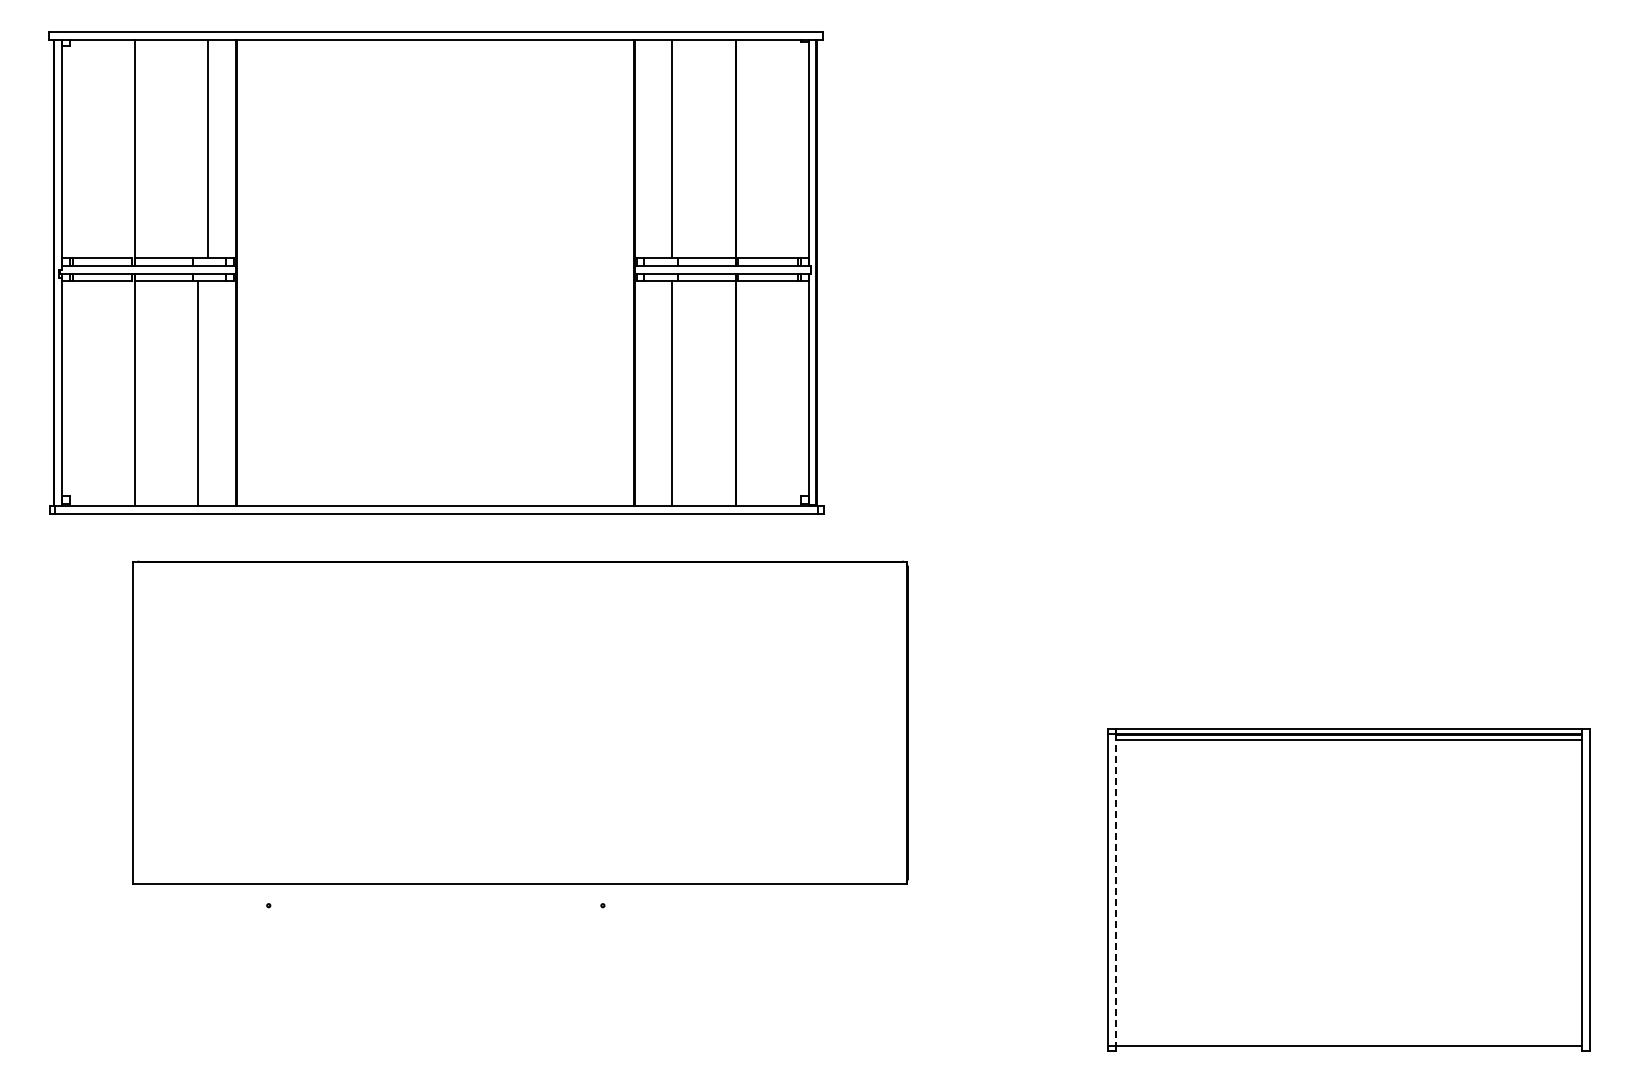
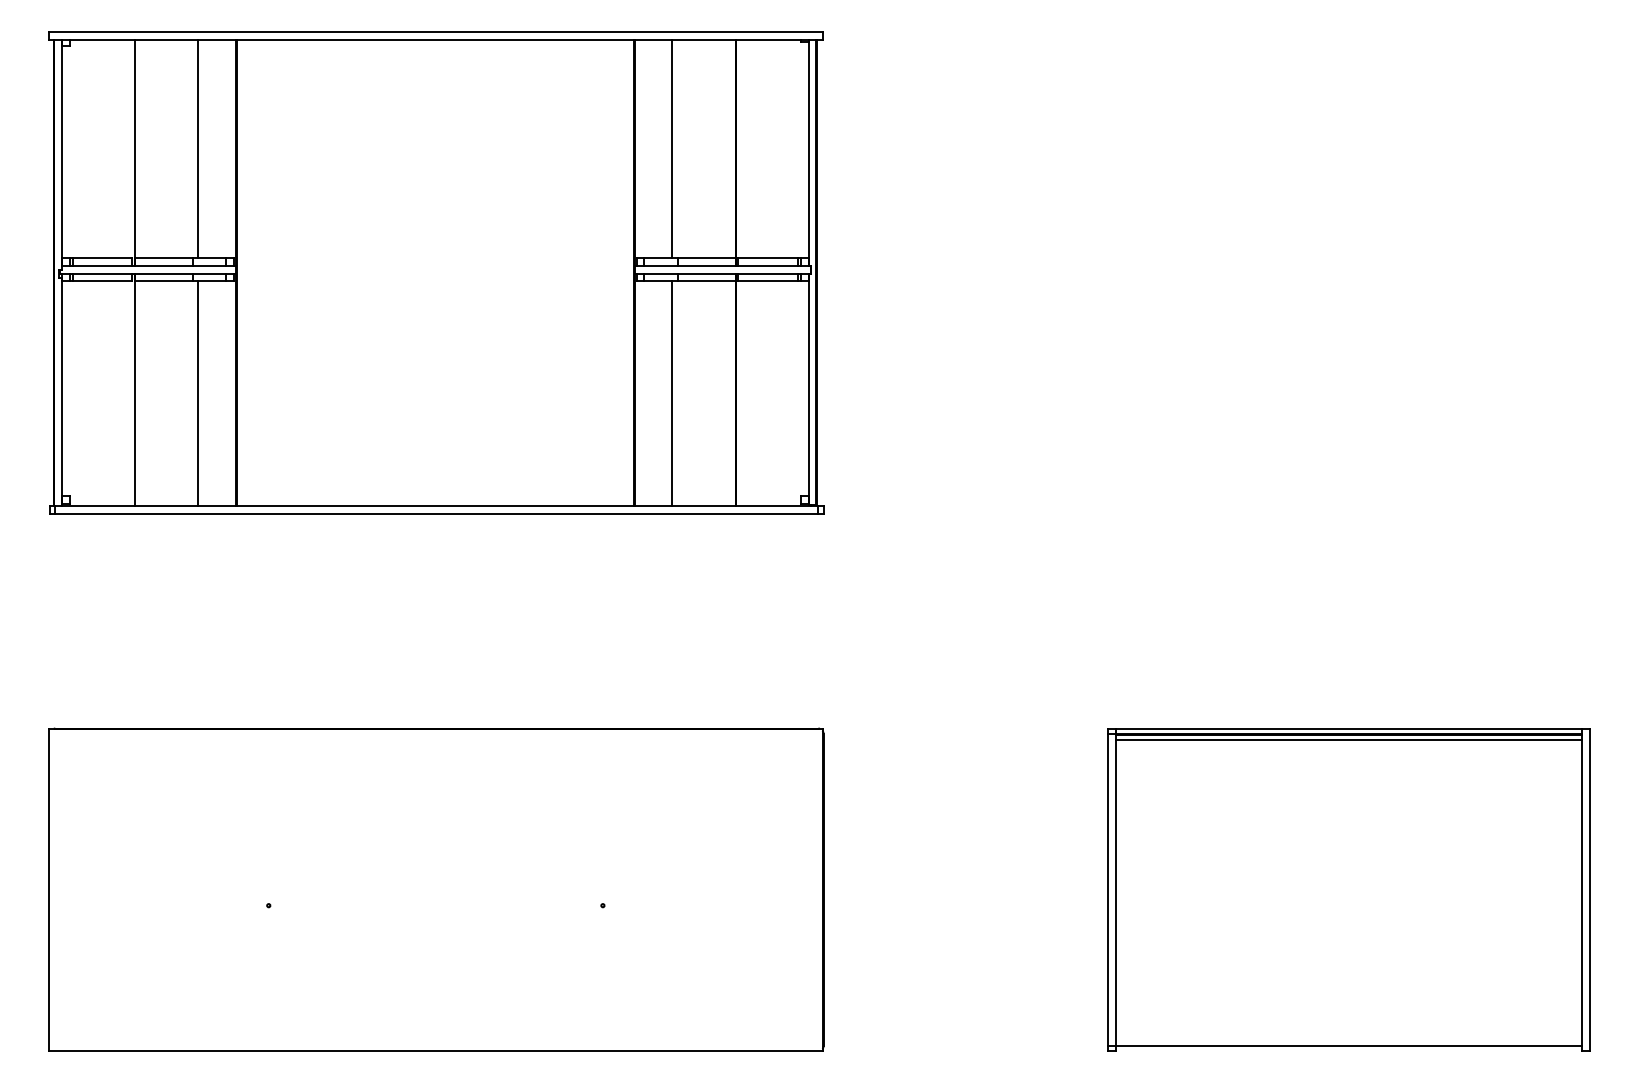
line position: (208, 149) -> (198, 149) (198, 149)
part position: (520, 722) -> (436, 889) (436, 889)
line: dashed -> solid (1115, 890)
